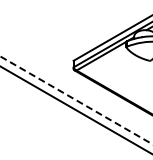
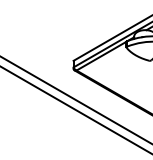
line: dashed -> solid (76, 100)
